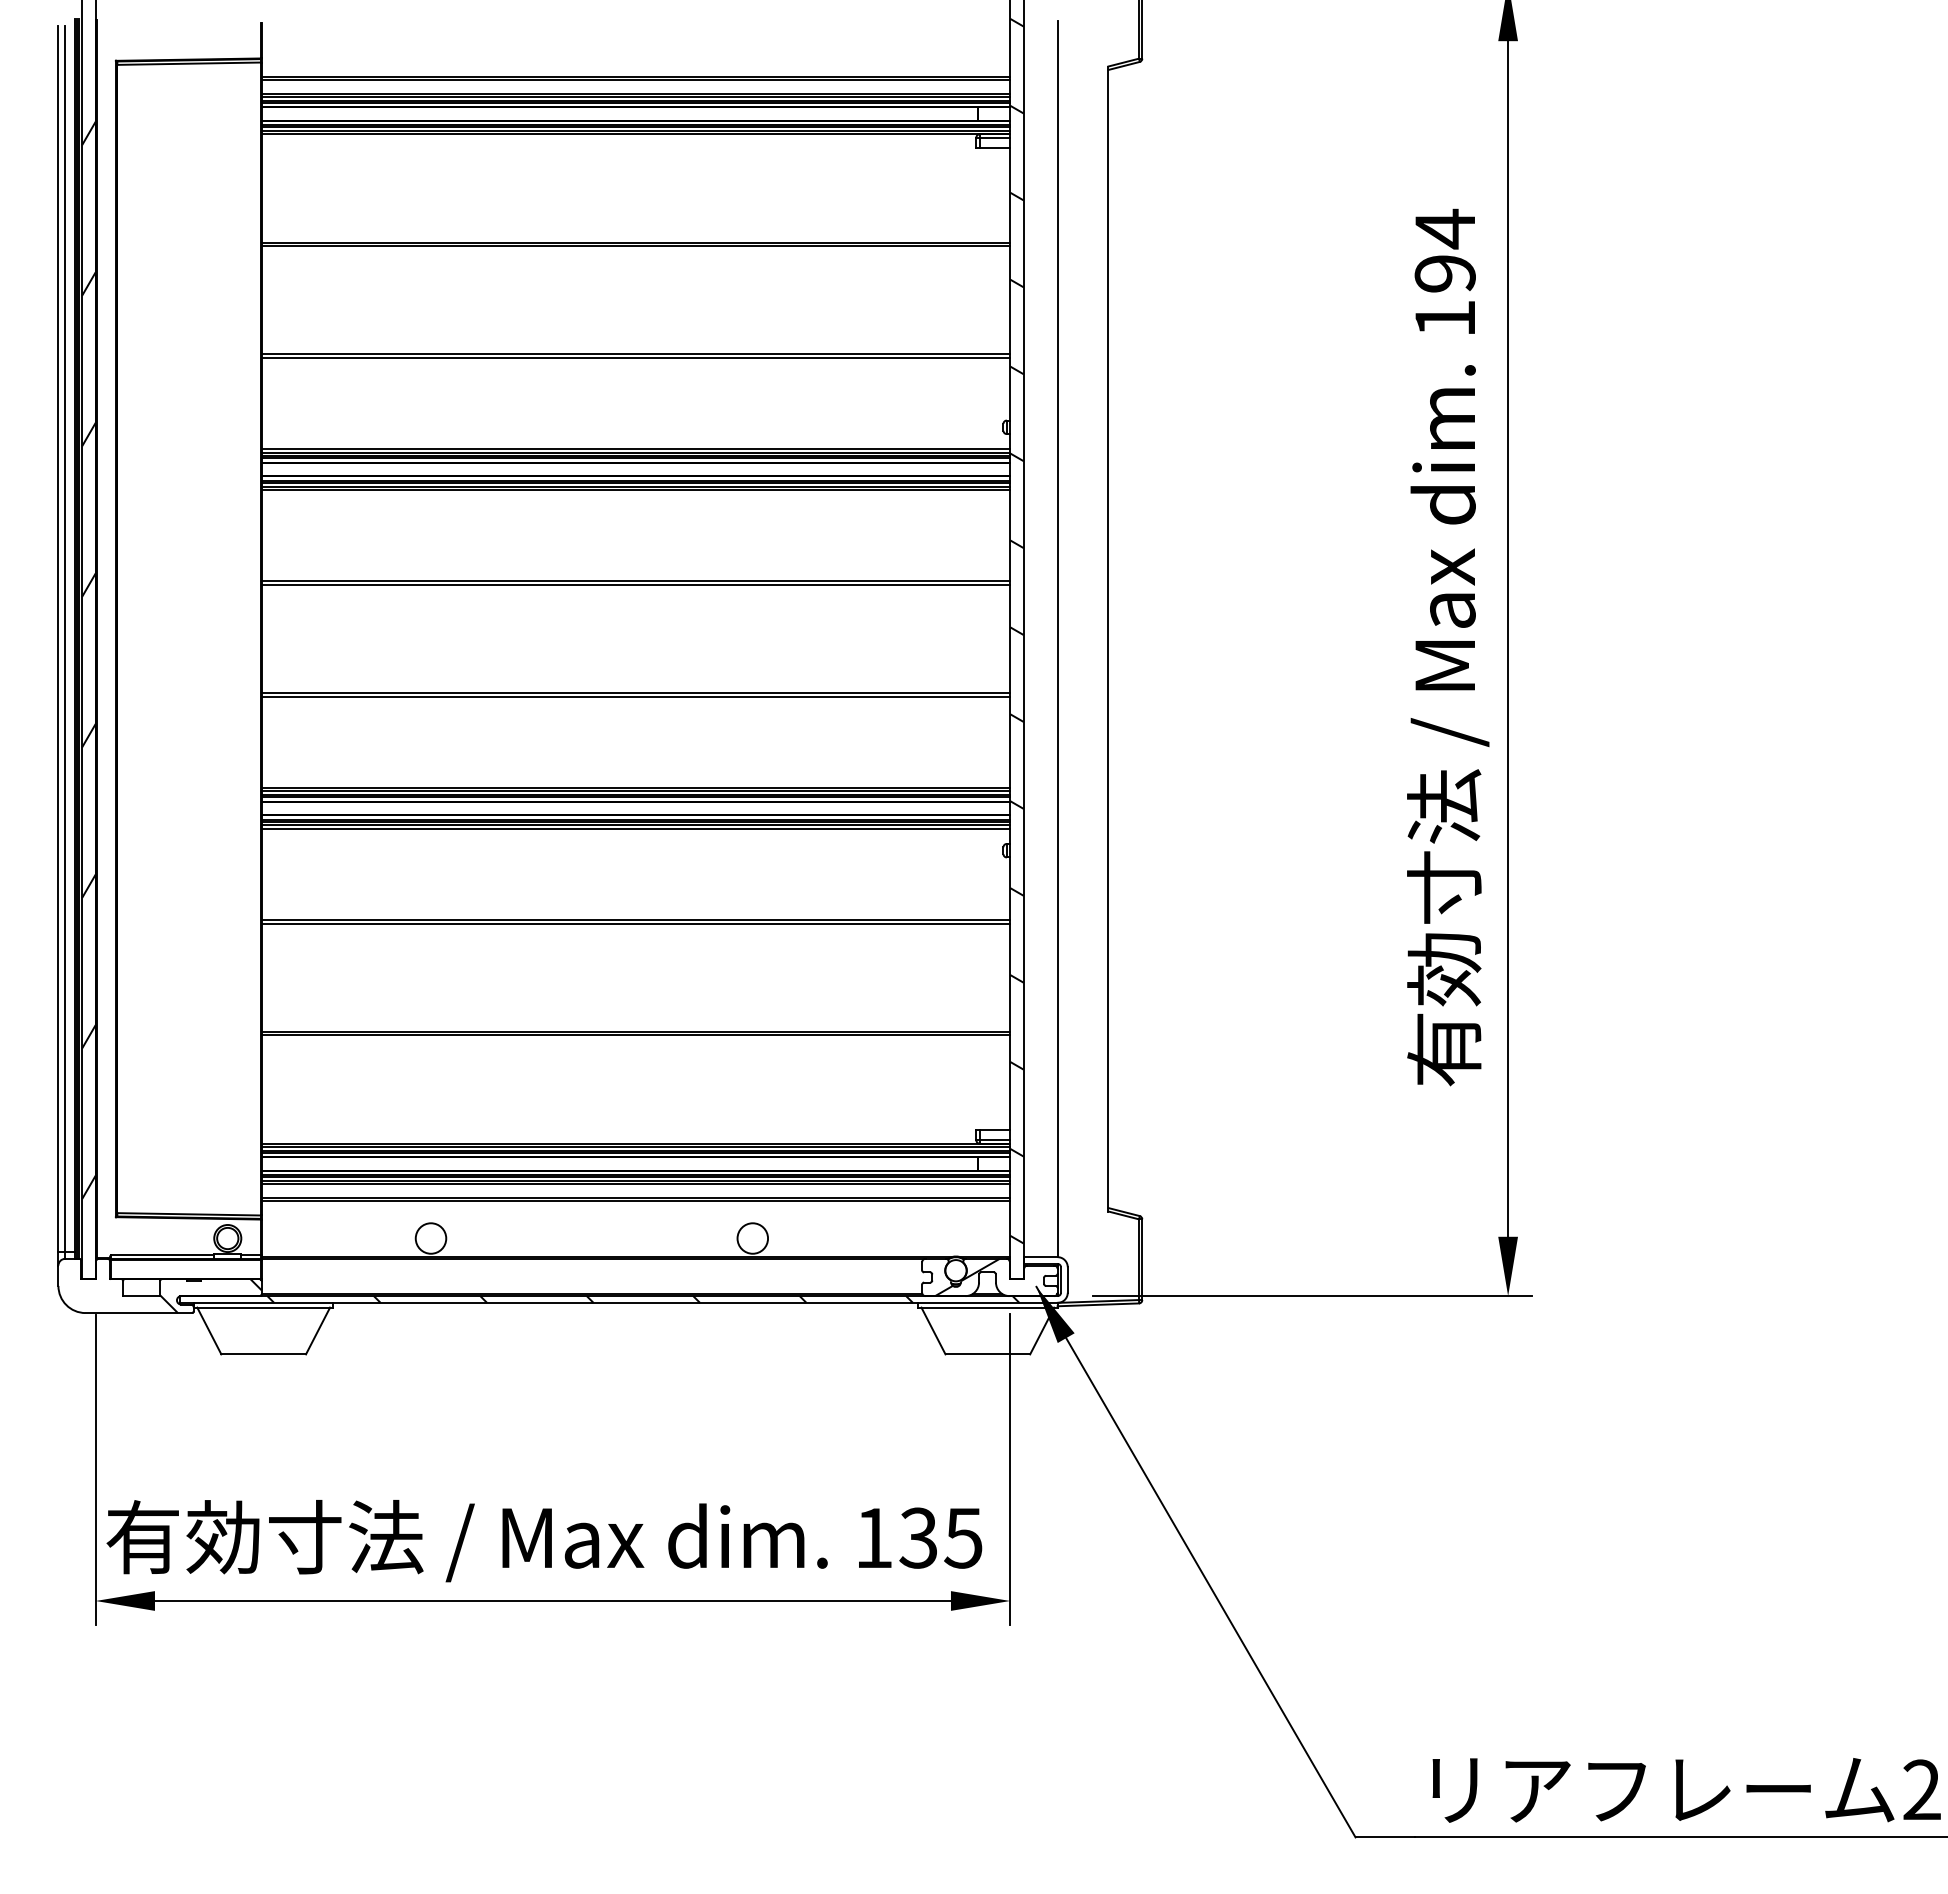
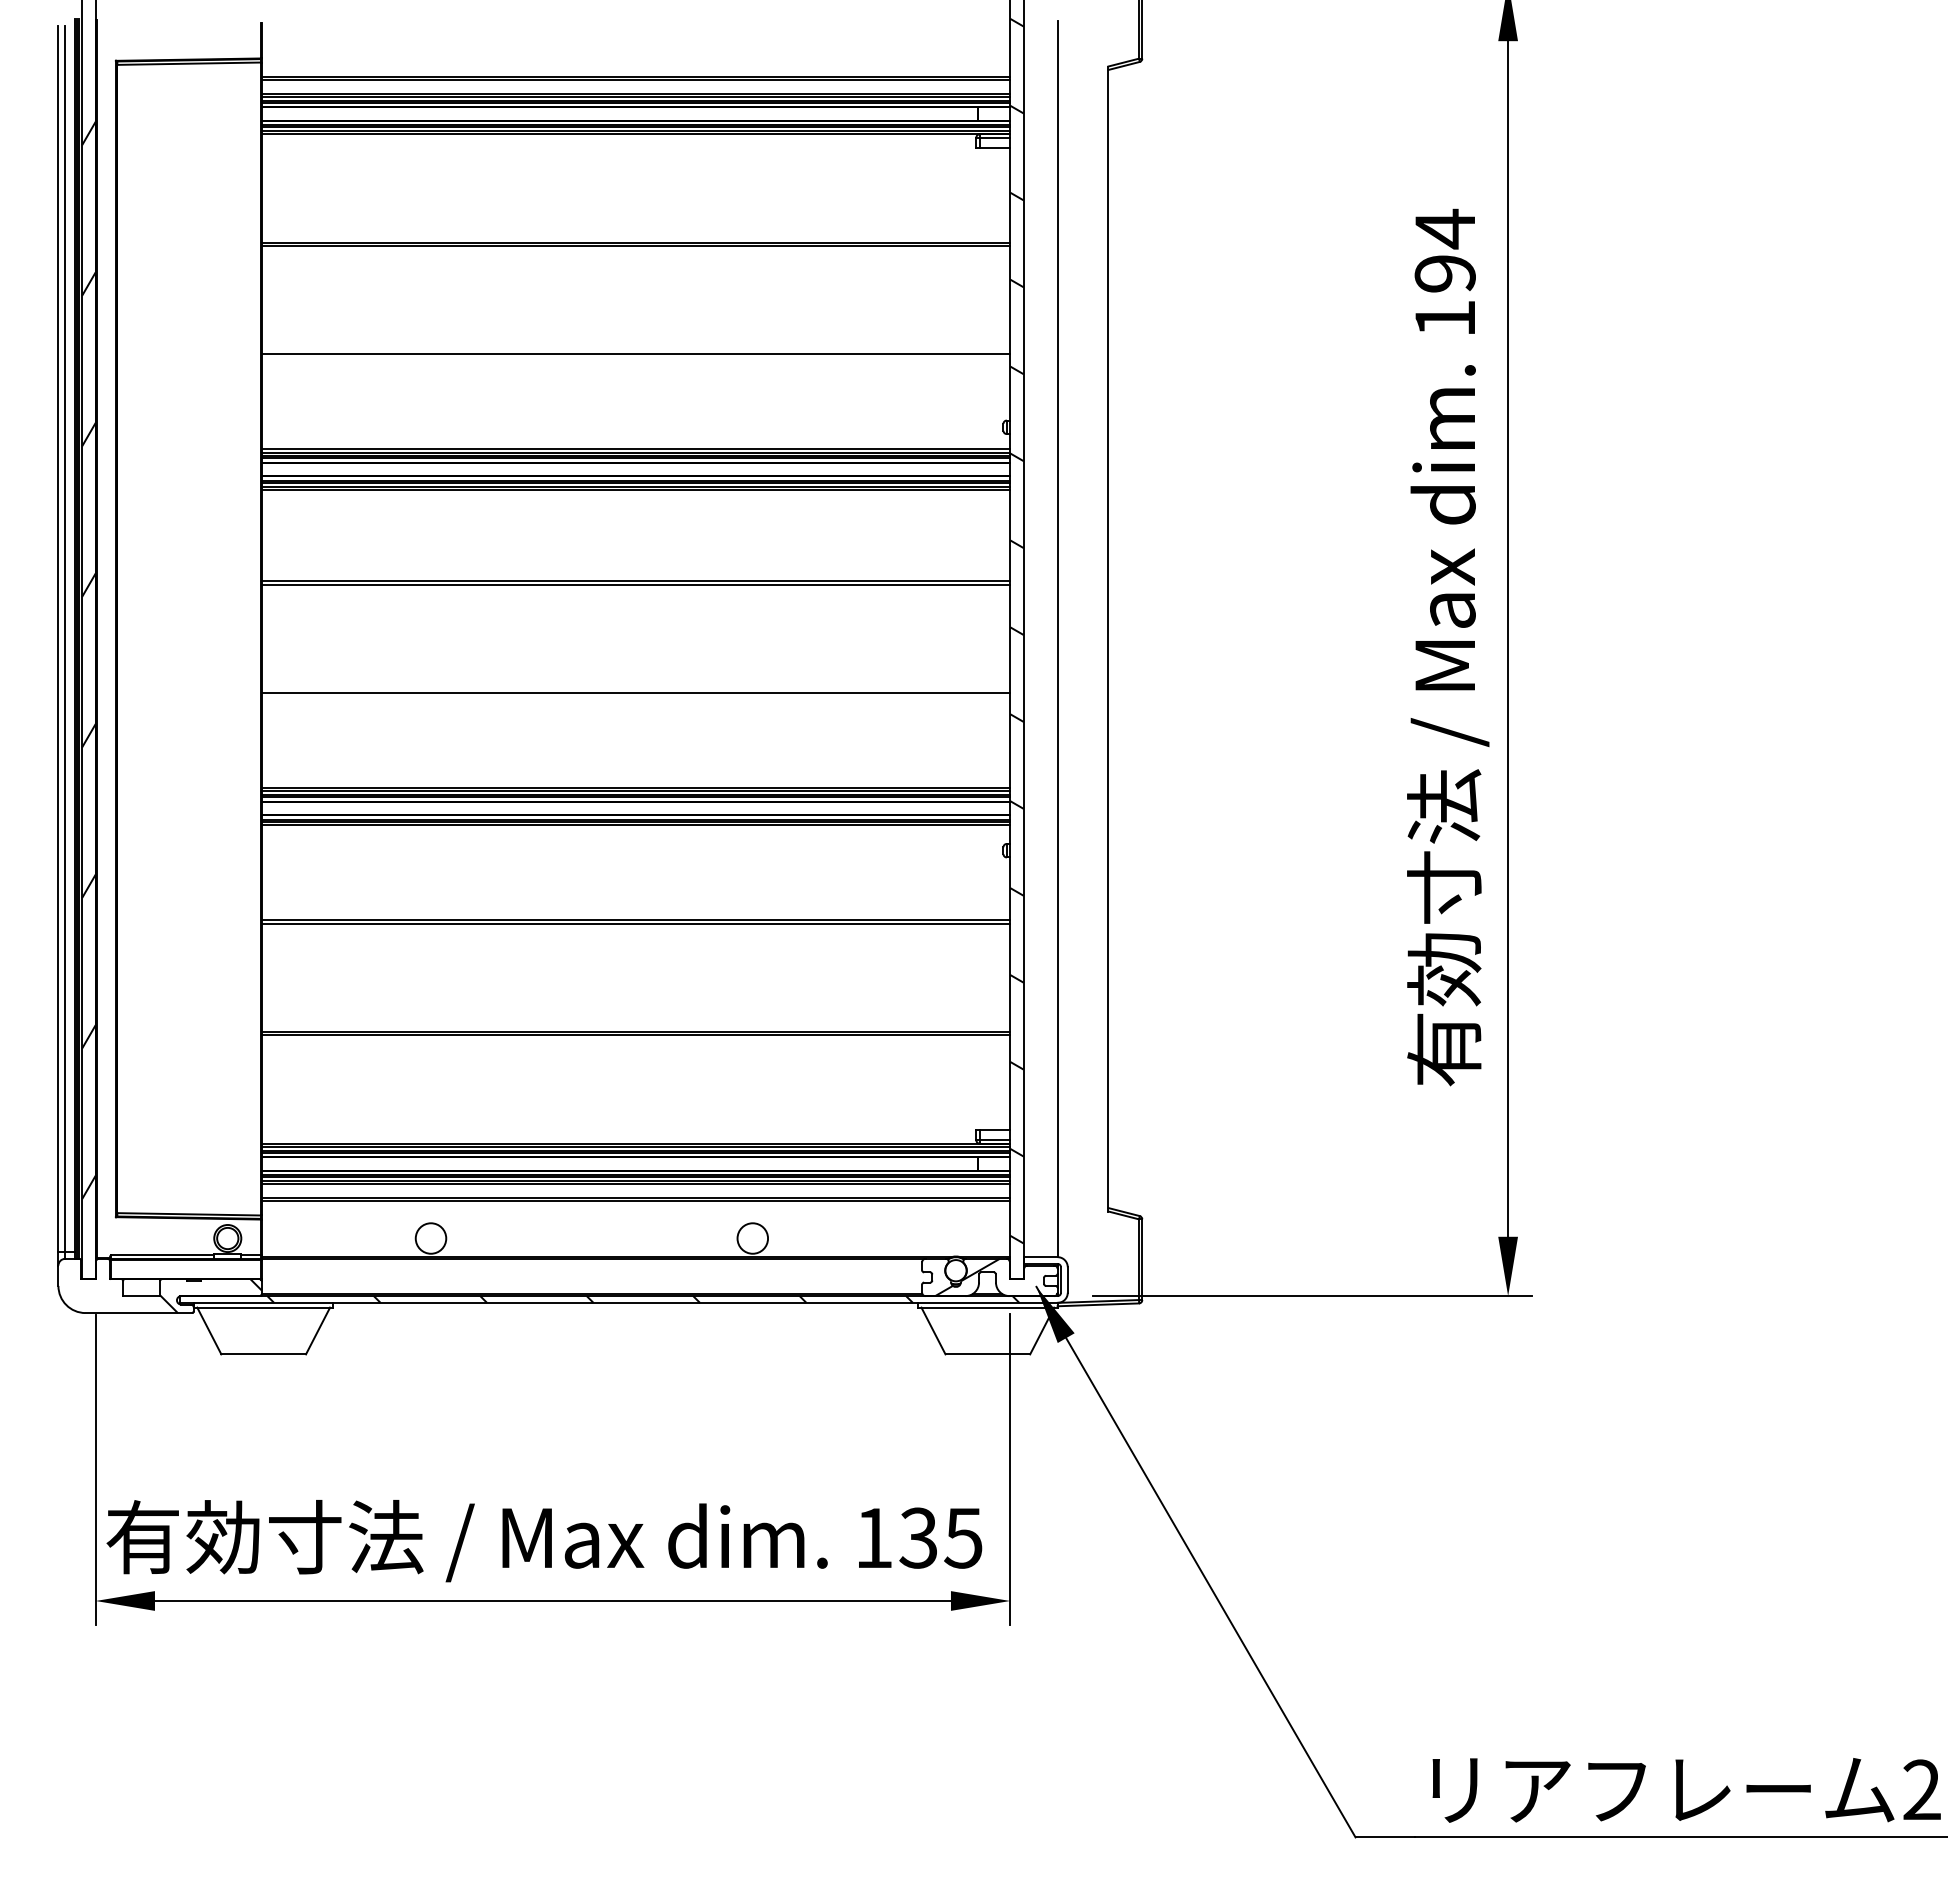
line: present -> none (635, 357)
line: present -> none (635, 696)
line: present -> none (635, 828)
